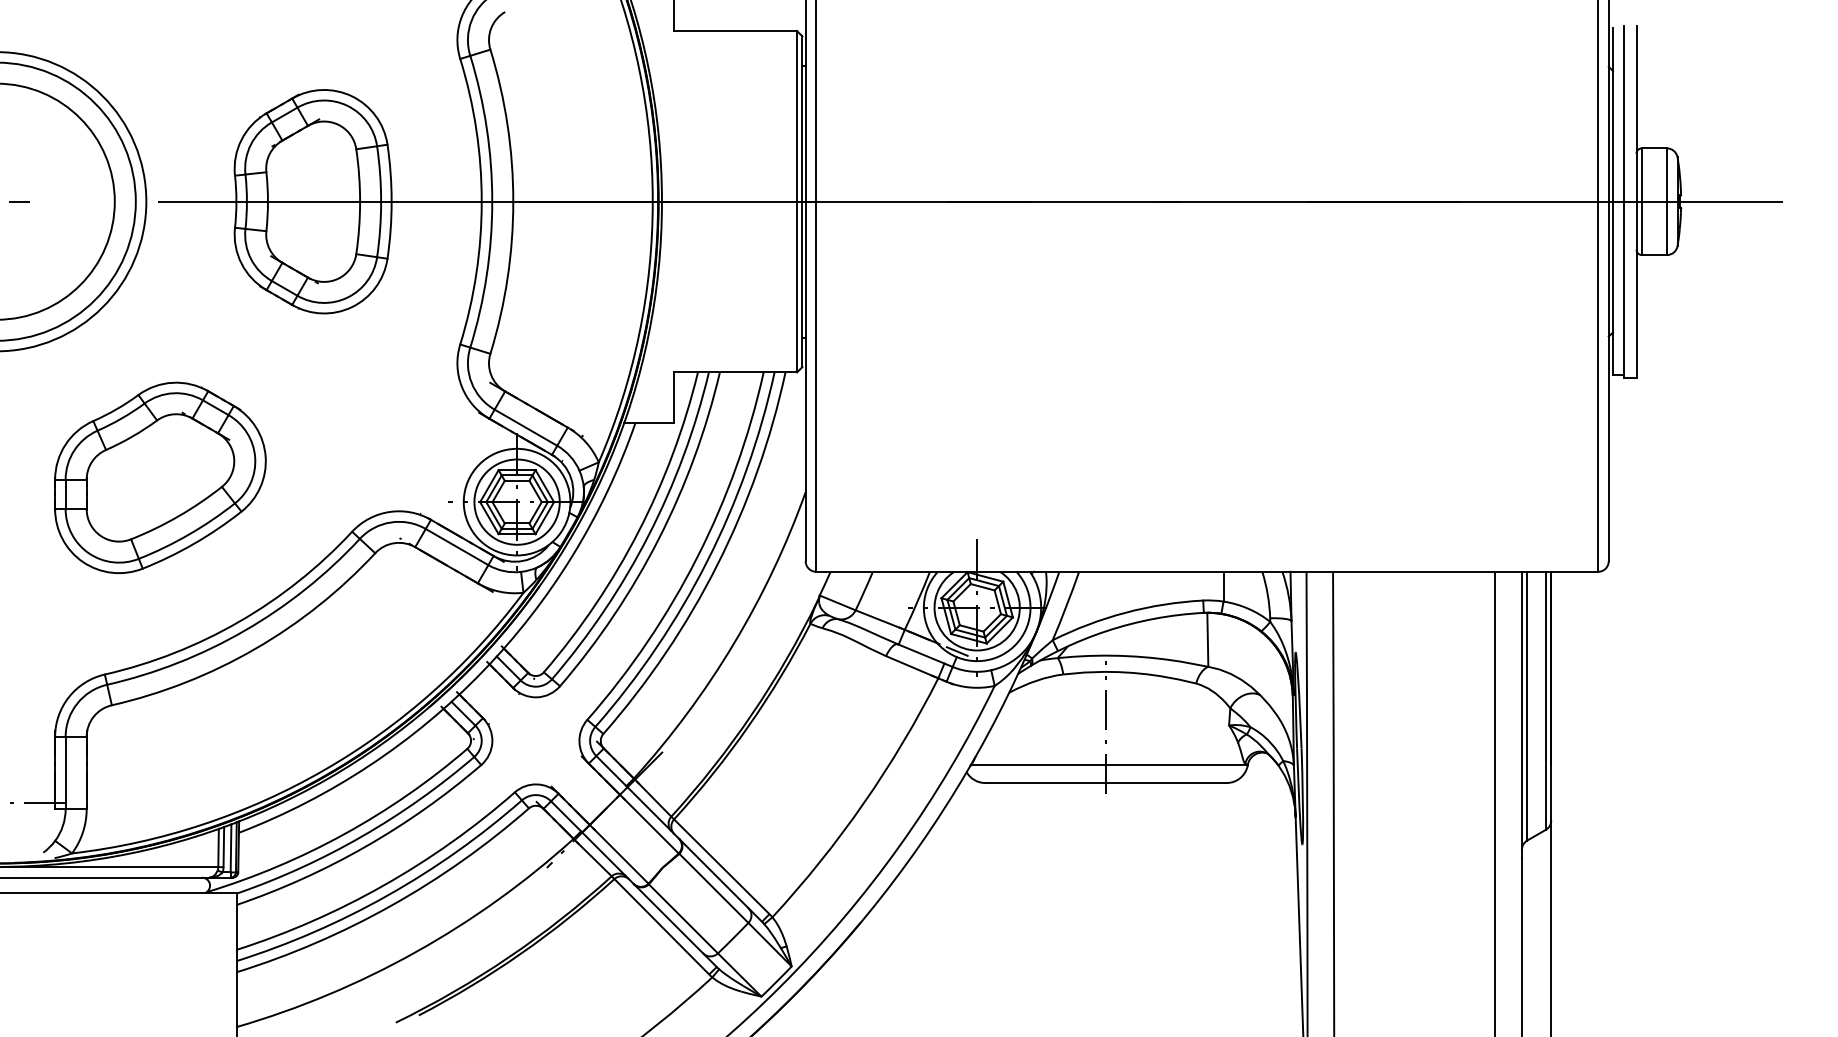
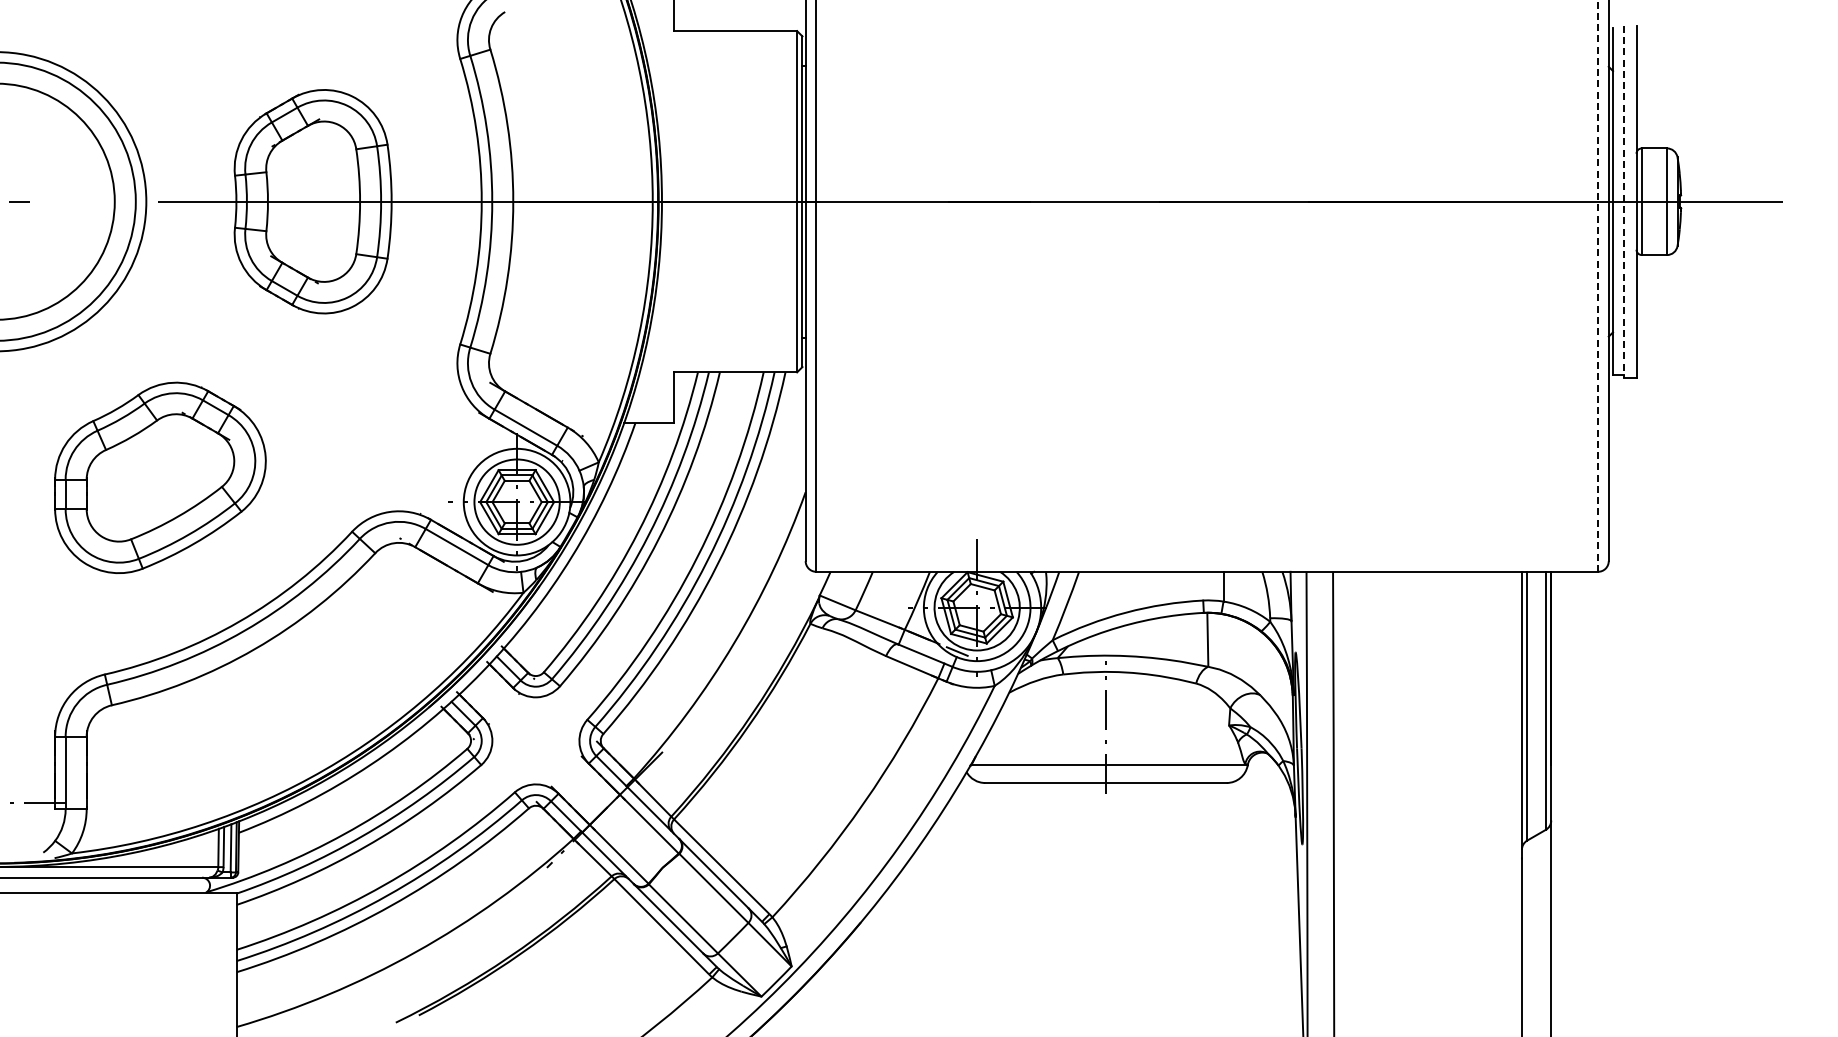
line: solid -> dashed (1623, 201)
line: solid -> dashed (1598, 286)
line: present -> none (1495, 802)
